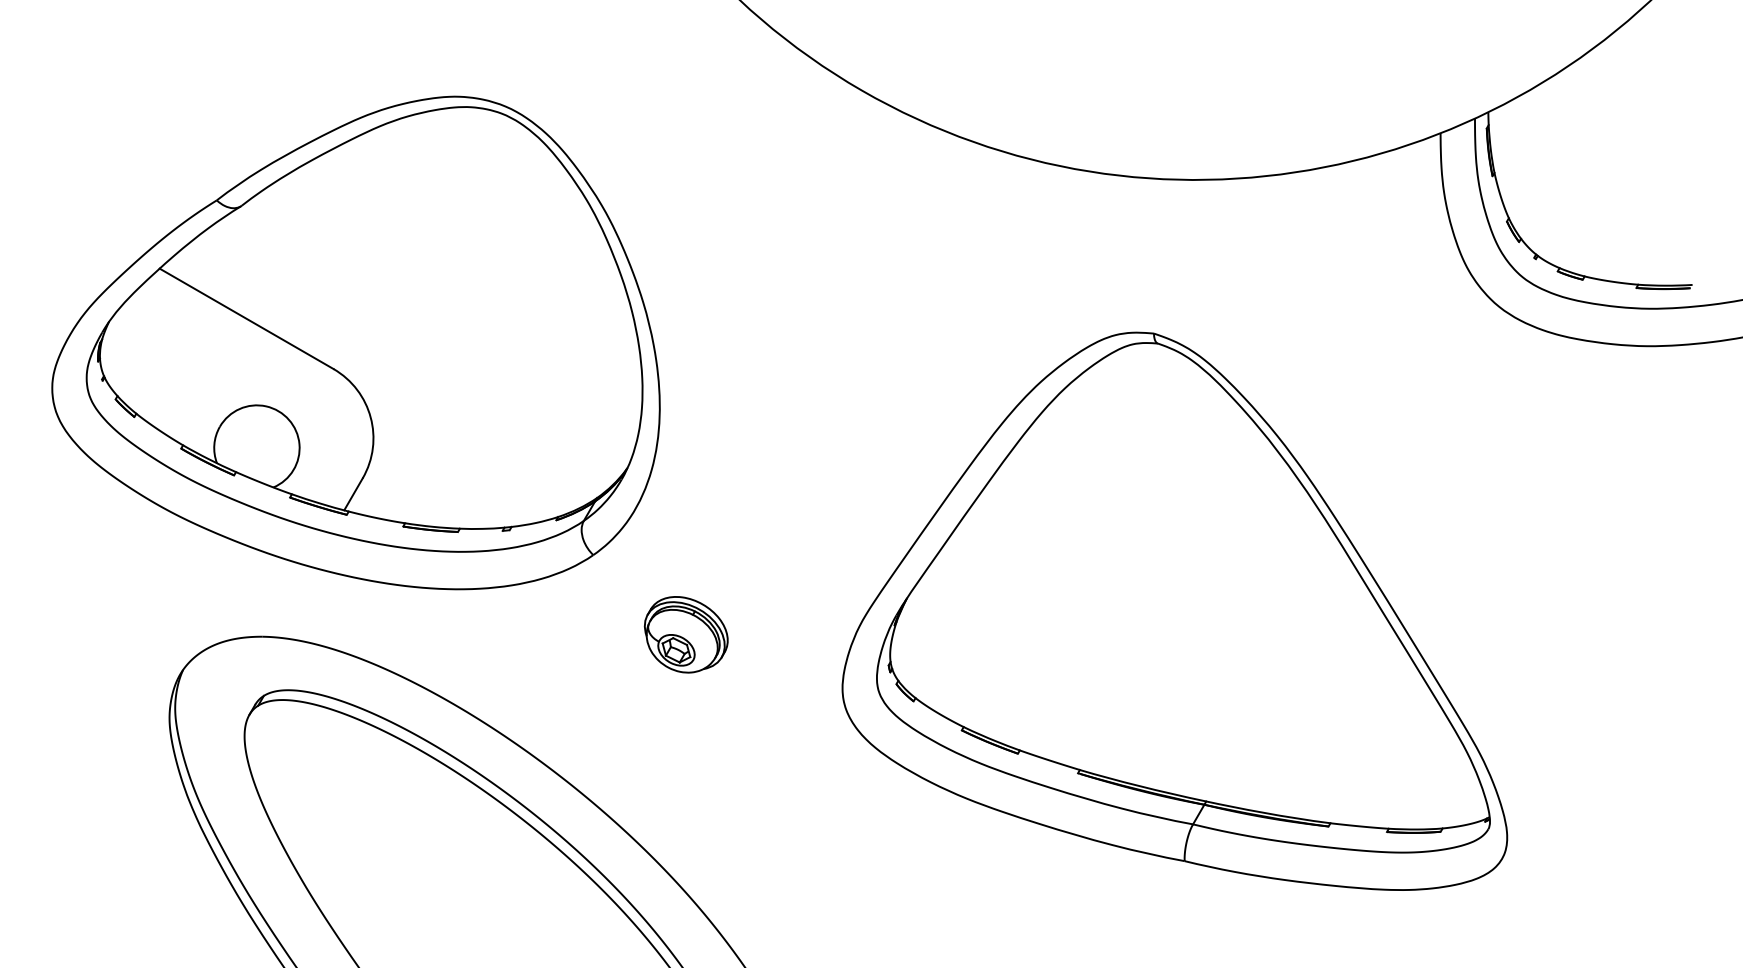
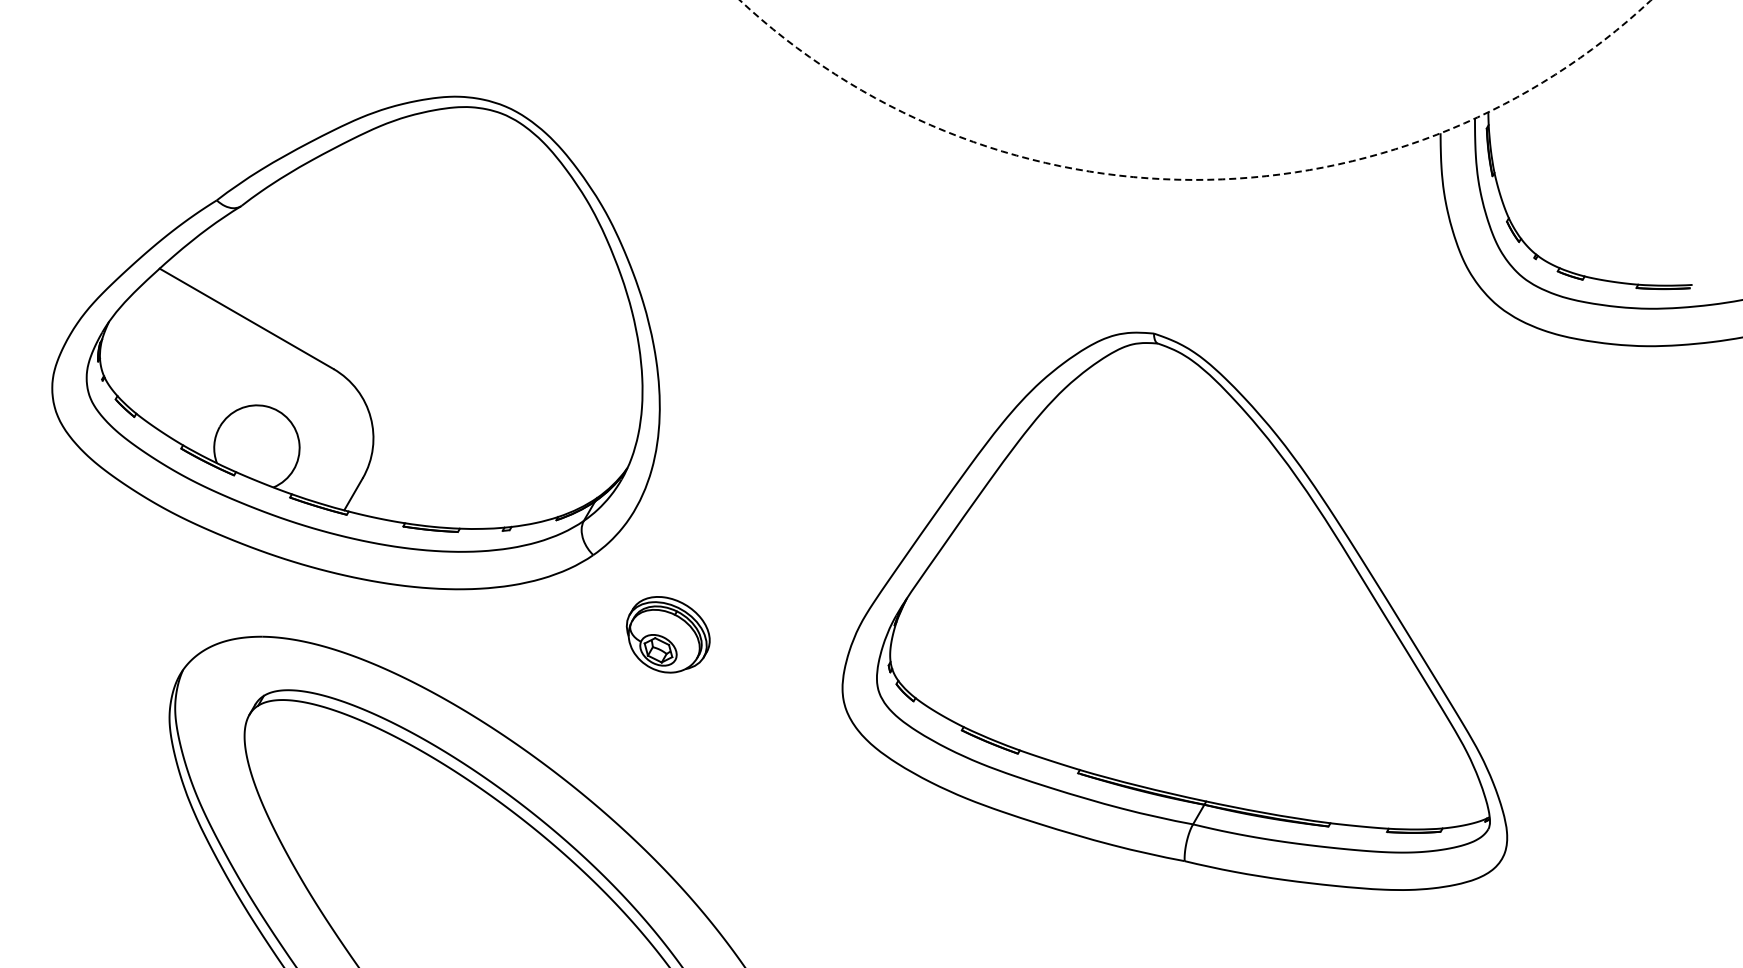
arc: solid -> dashed (1193, 179)
part position: (685, 634) -> (667, 634) (667, 634)
